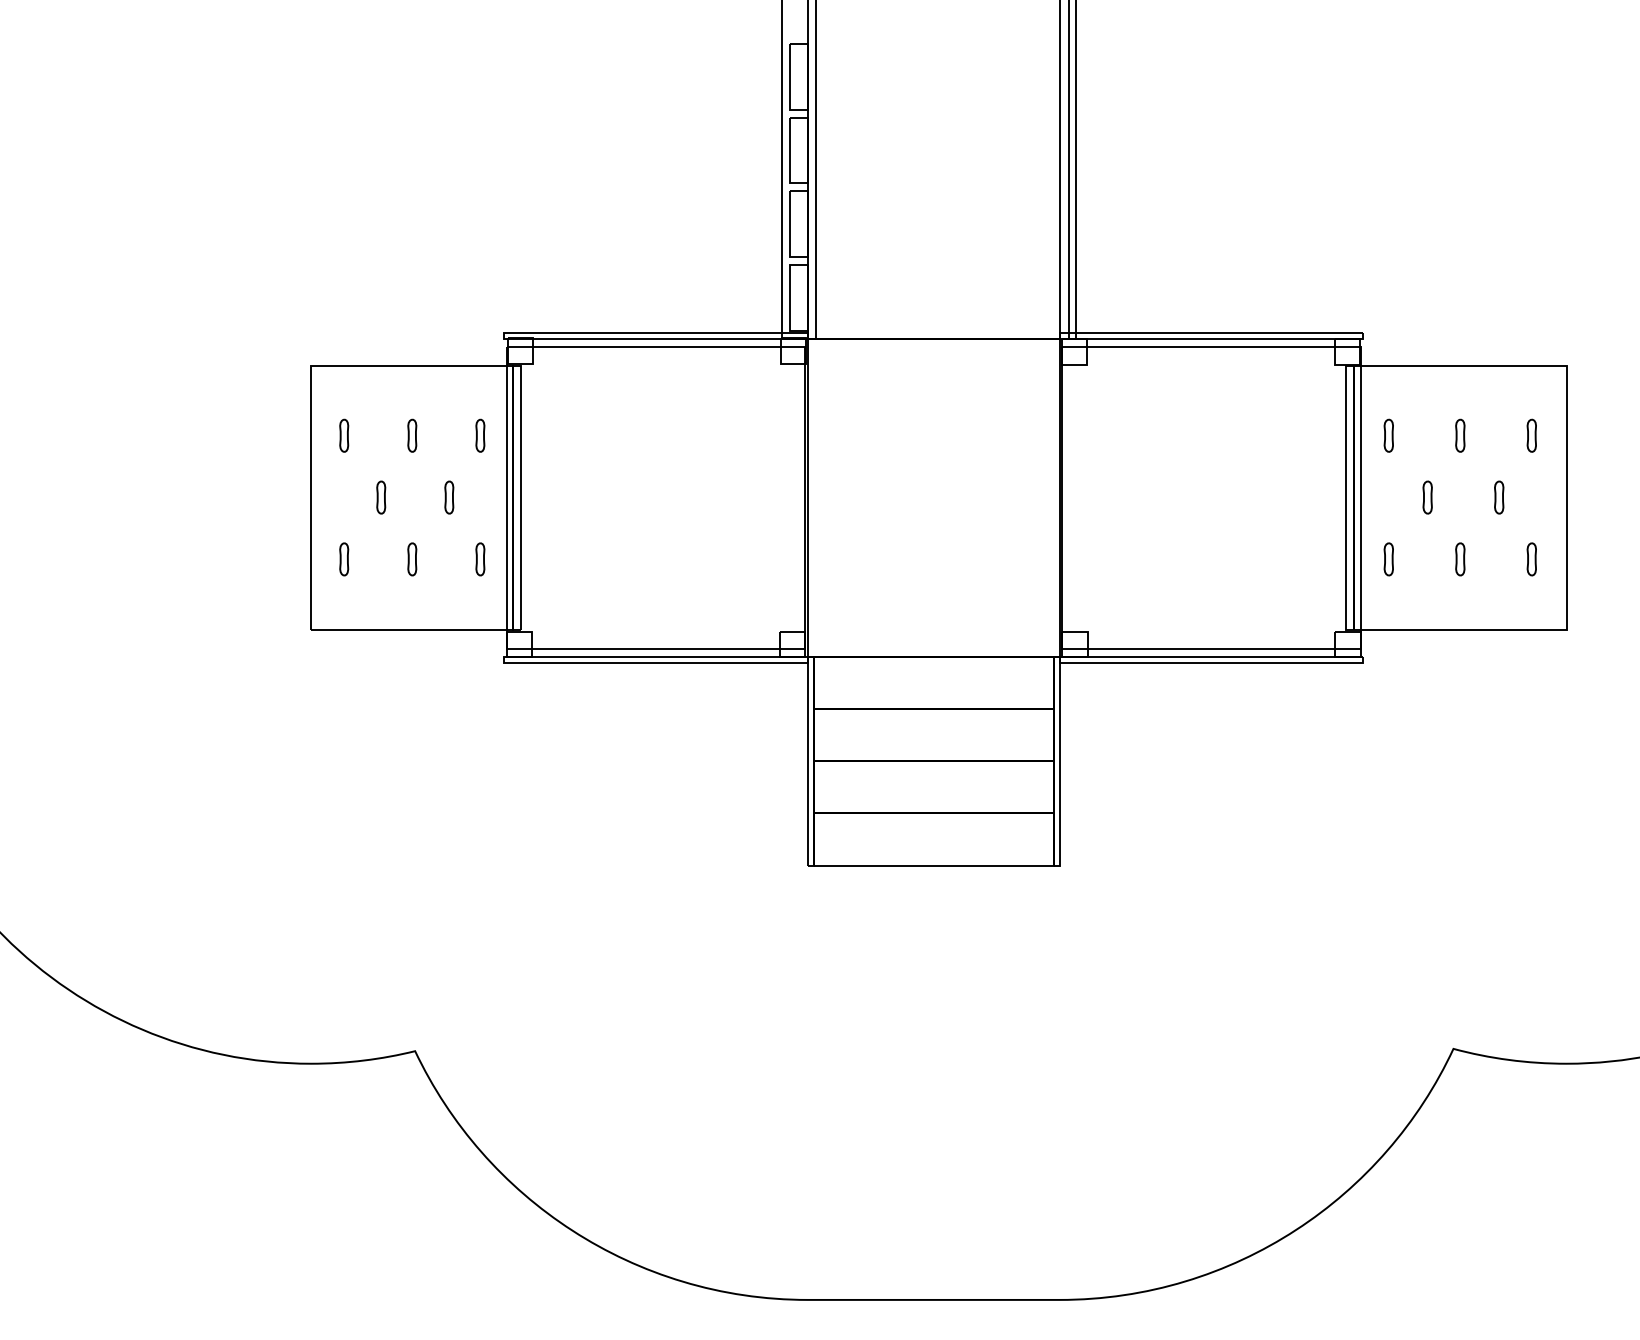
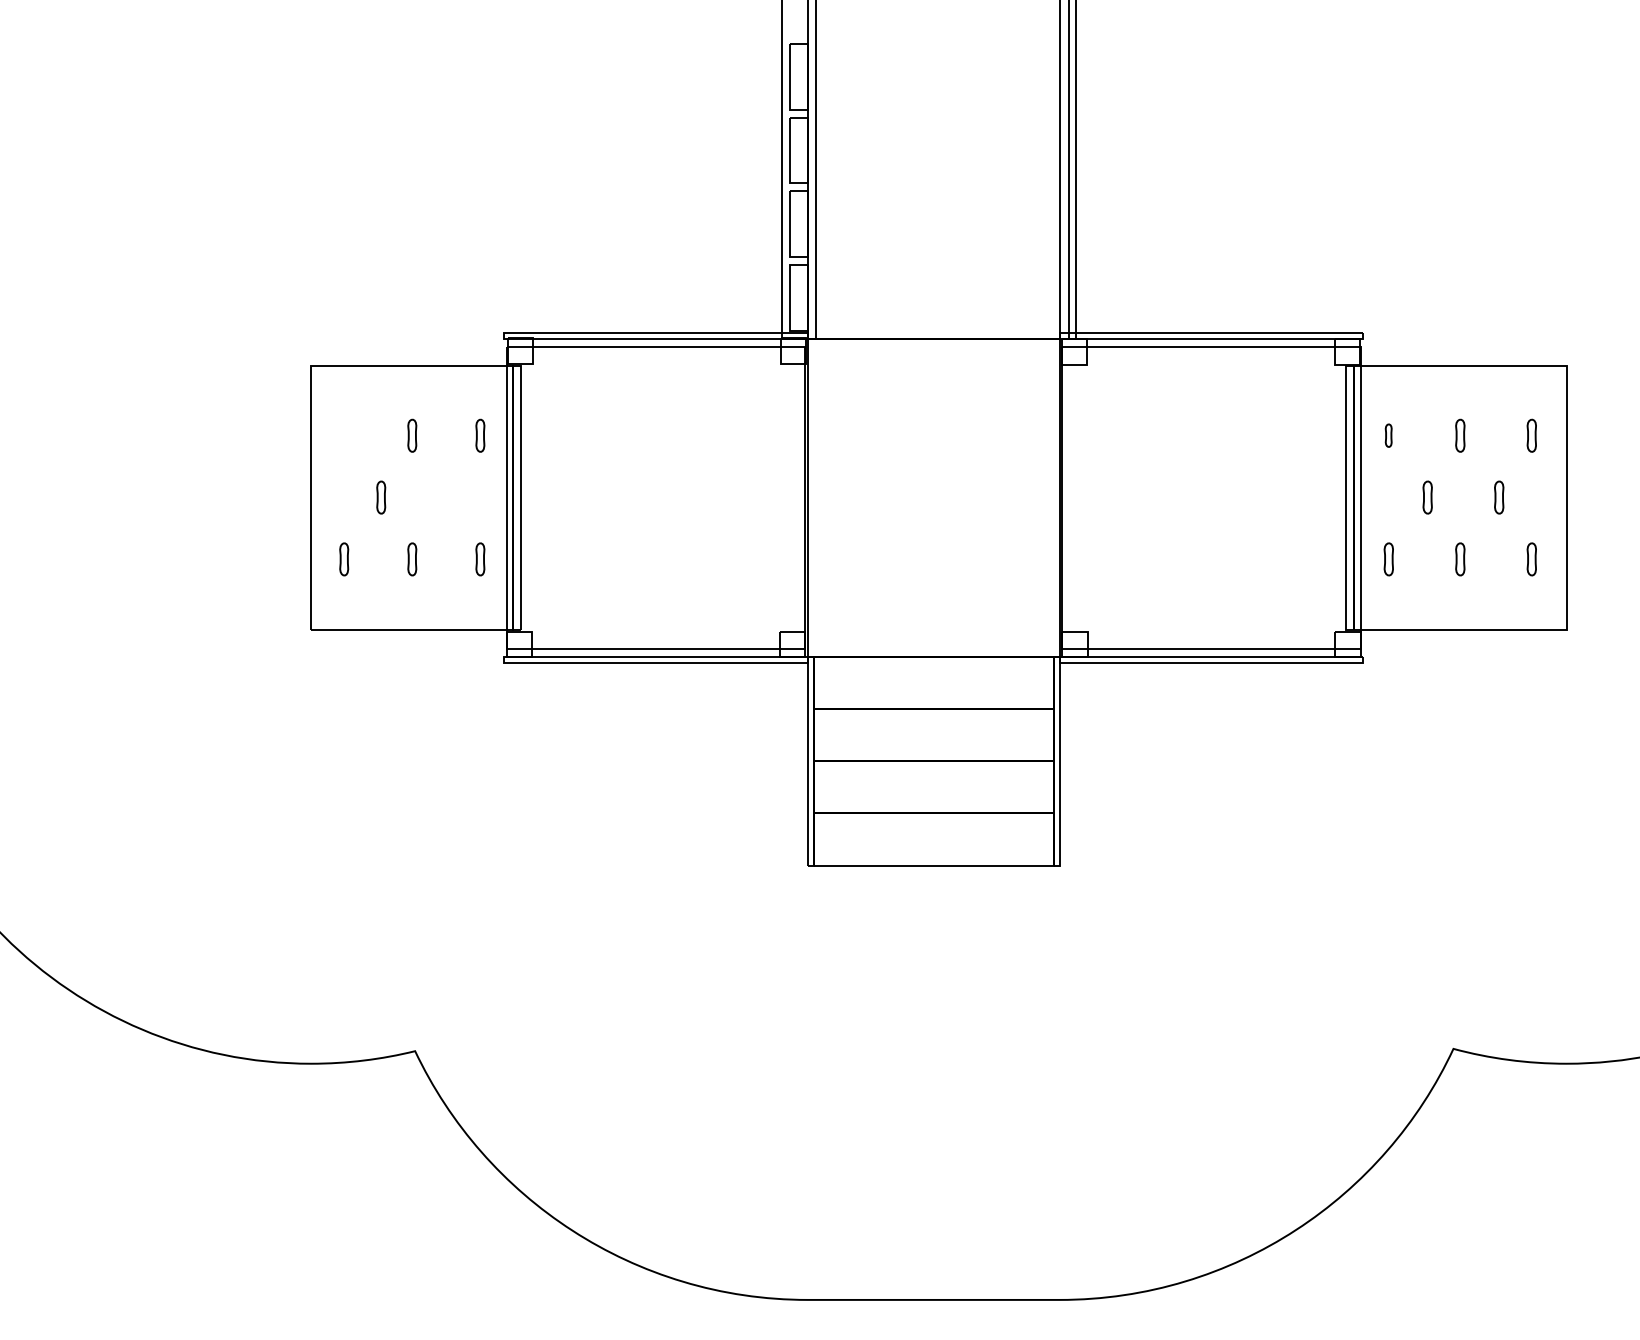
part: present -> none (344, 435)
part size: 11x35 px -> 9x25 px (1388, 435)
part: present -> none (449, 497)
